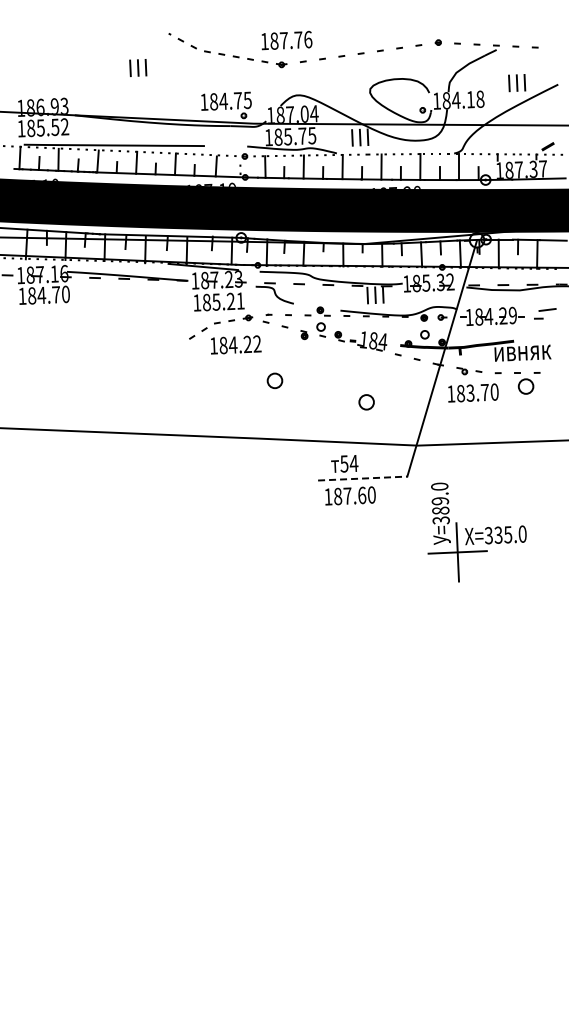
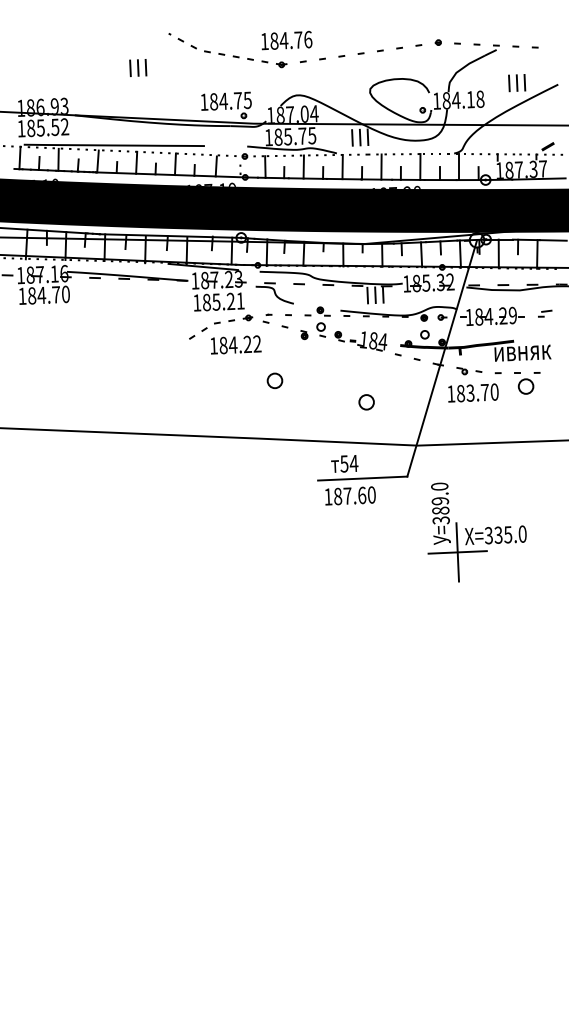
text: 187.76 -> 184.76 (283, 40)
part size: 23x12 px -> 15x9 px (545, 313)
line: dashed -> solid (362, 478)
